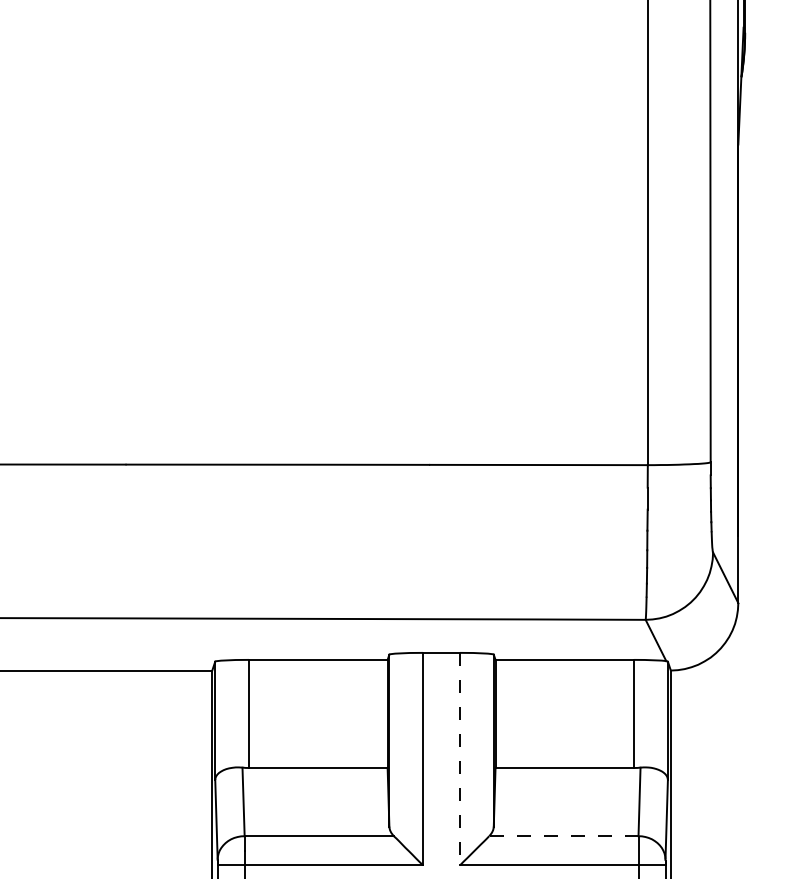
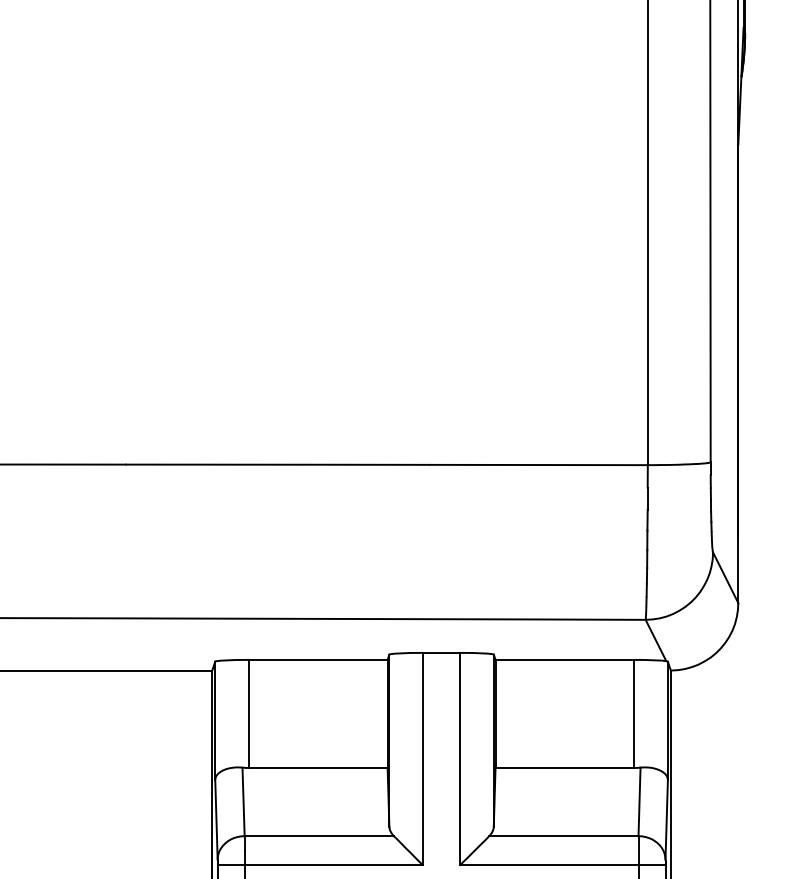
line: dashed -> solid (460, 759)
line: dashed -> solid (563, 836)
